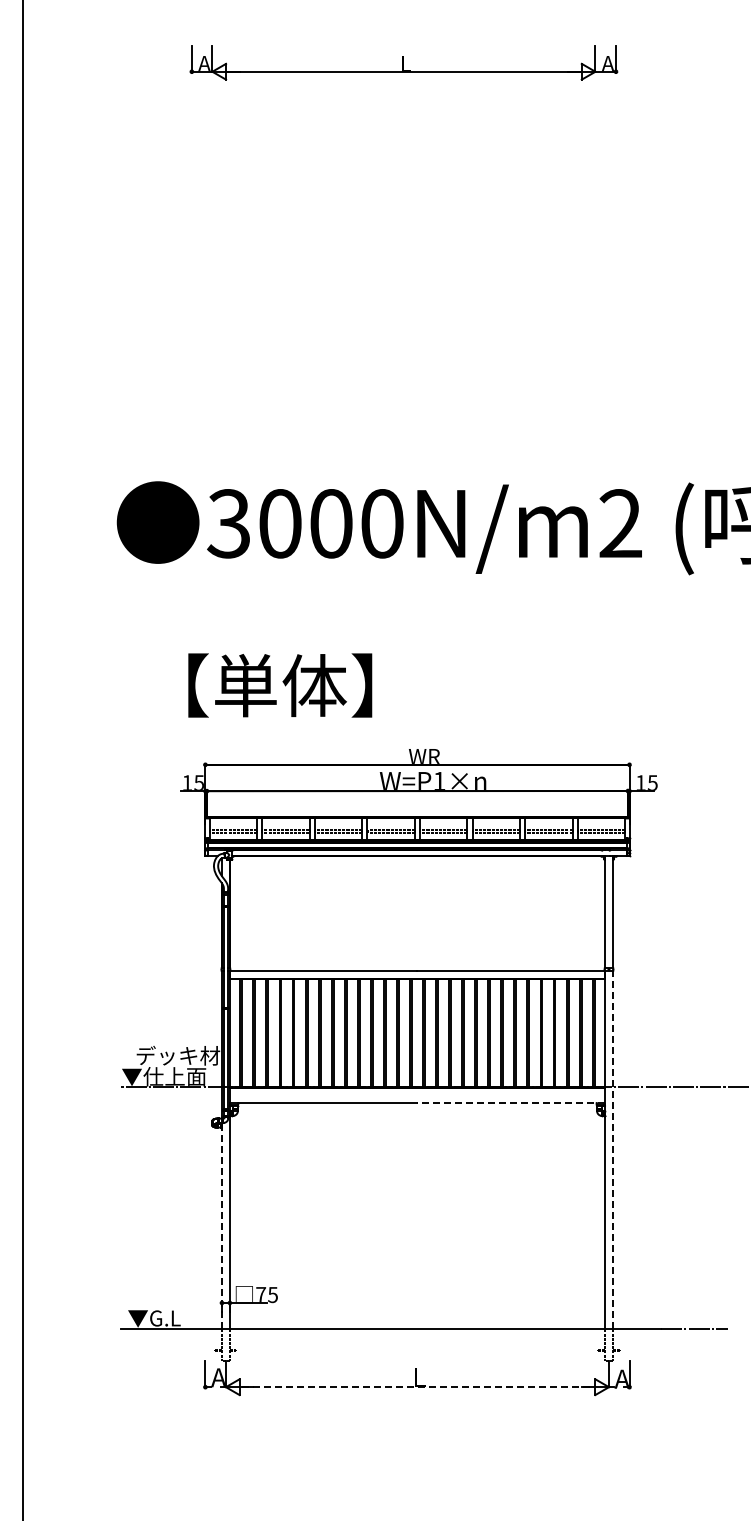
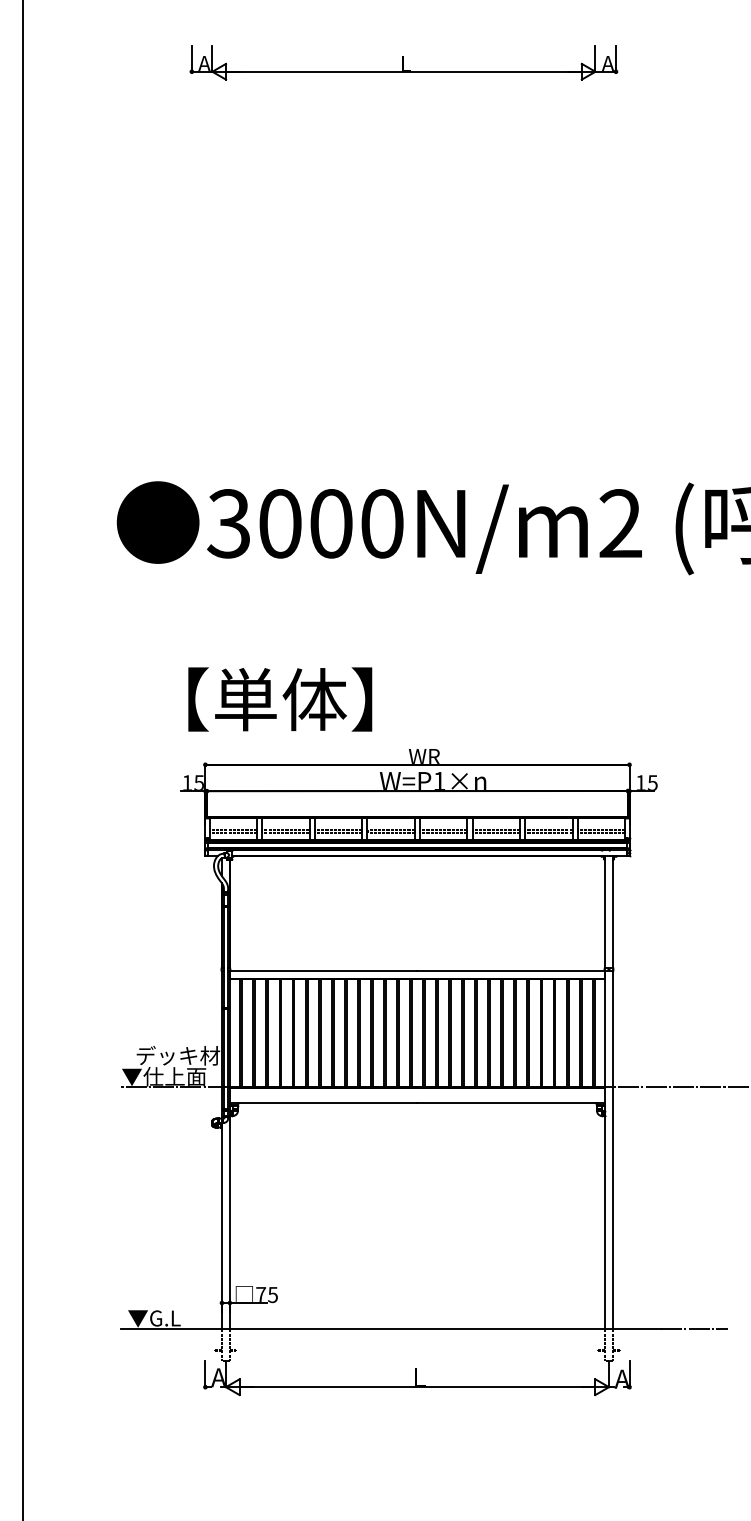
text position: (280, 685) -> (280, 699) (280, 699)
line: dashed -> solid (511, 1103)
line: dashed -> solid (612, 1149)
line: dashed -> solid (222, 1225)
line: dashed -> solid (417, 1387)
